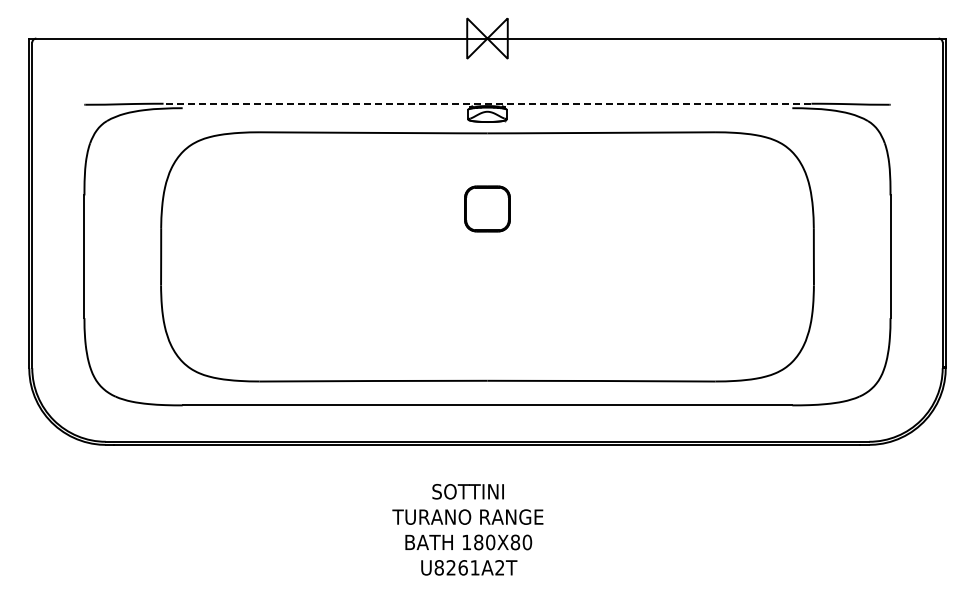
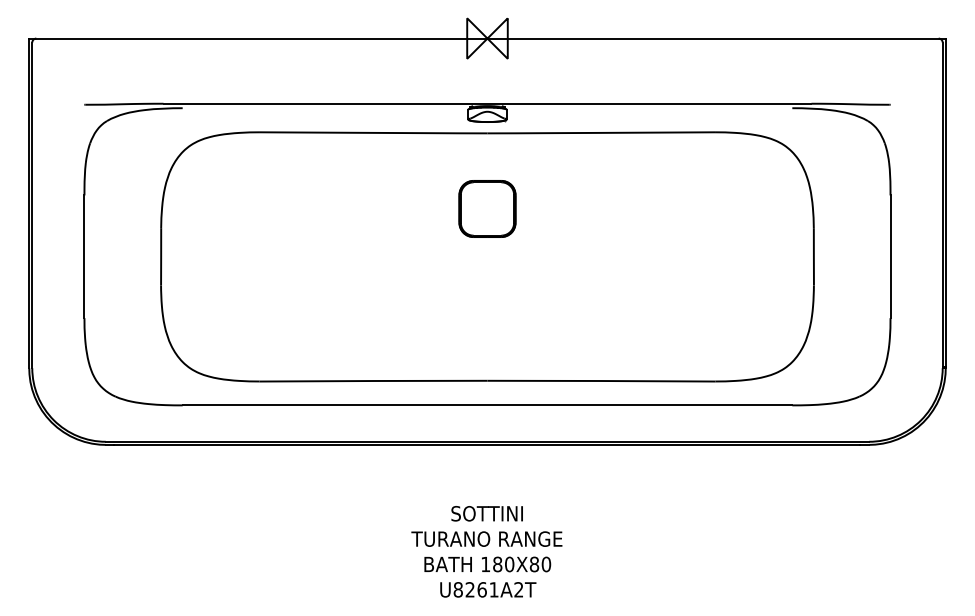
line: dashed -> solid (487, 103)
part size: 47x48 px -> 59x58 px (487, 208)
text position: (467, 529) -> (486, 551) (486, 551)
